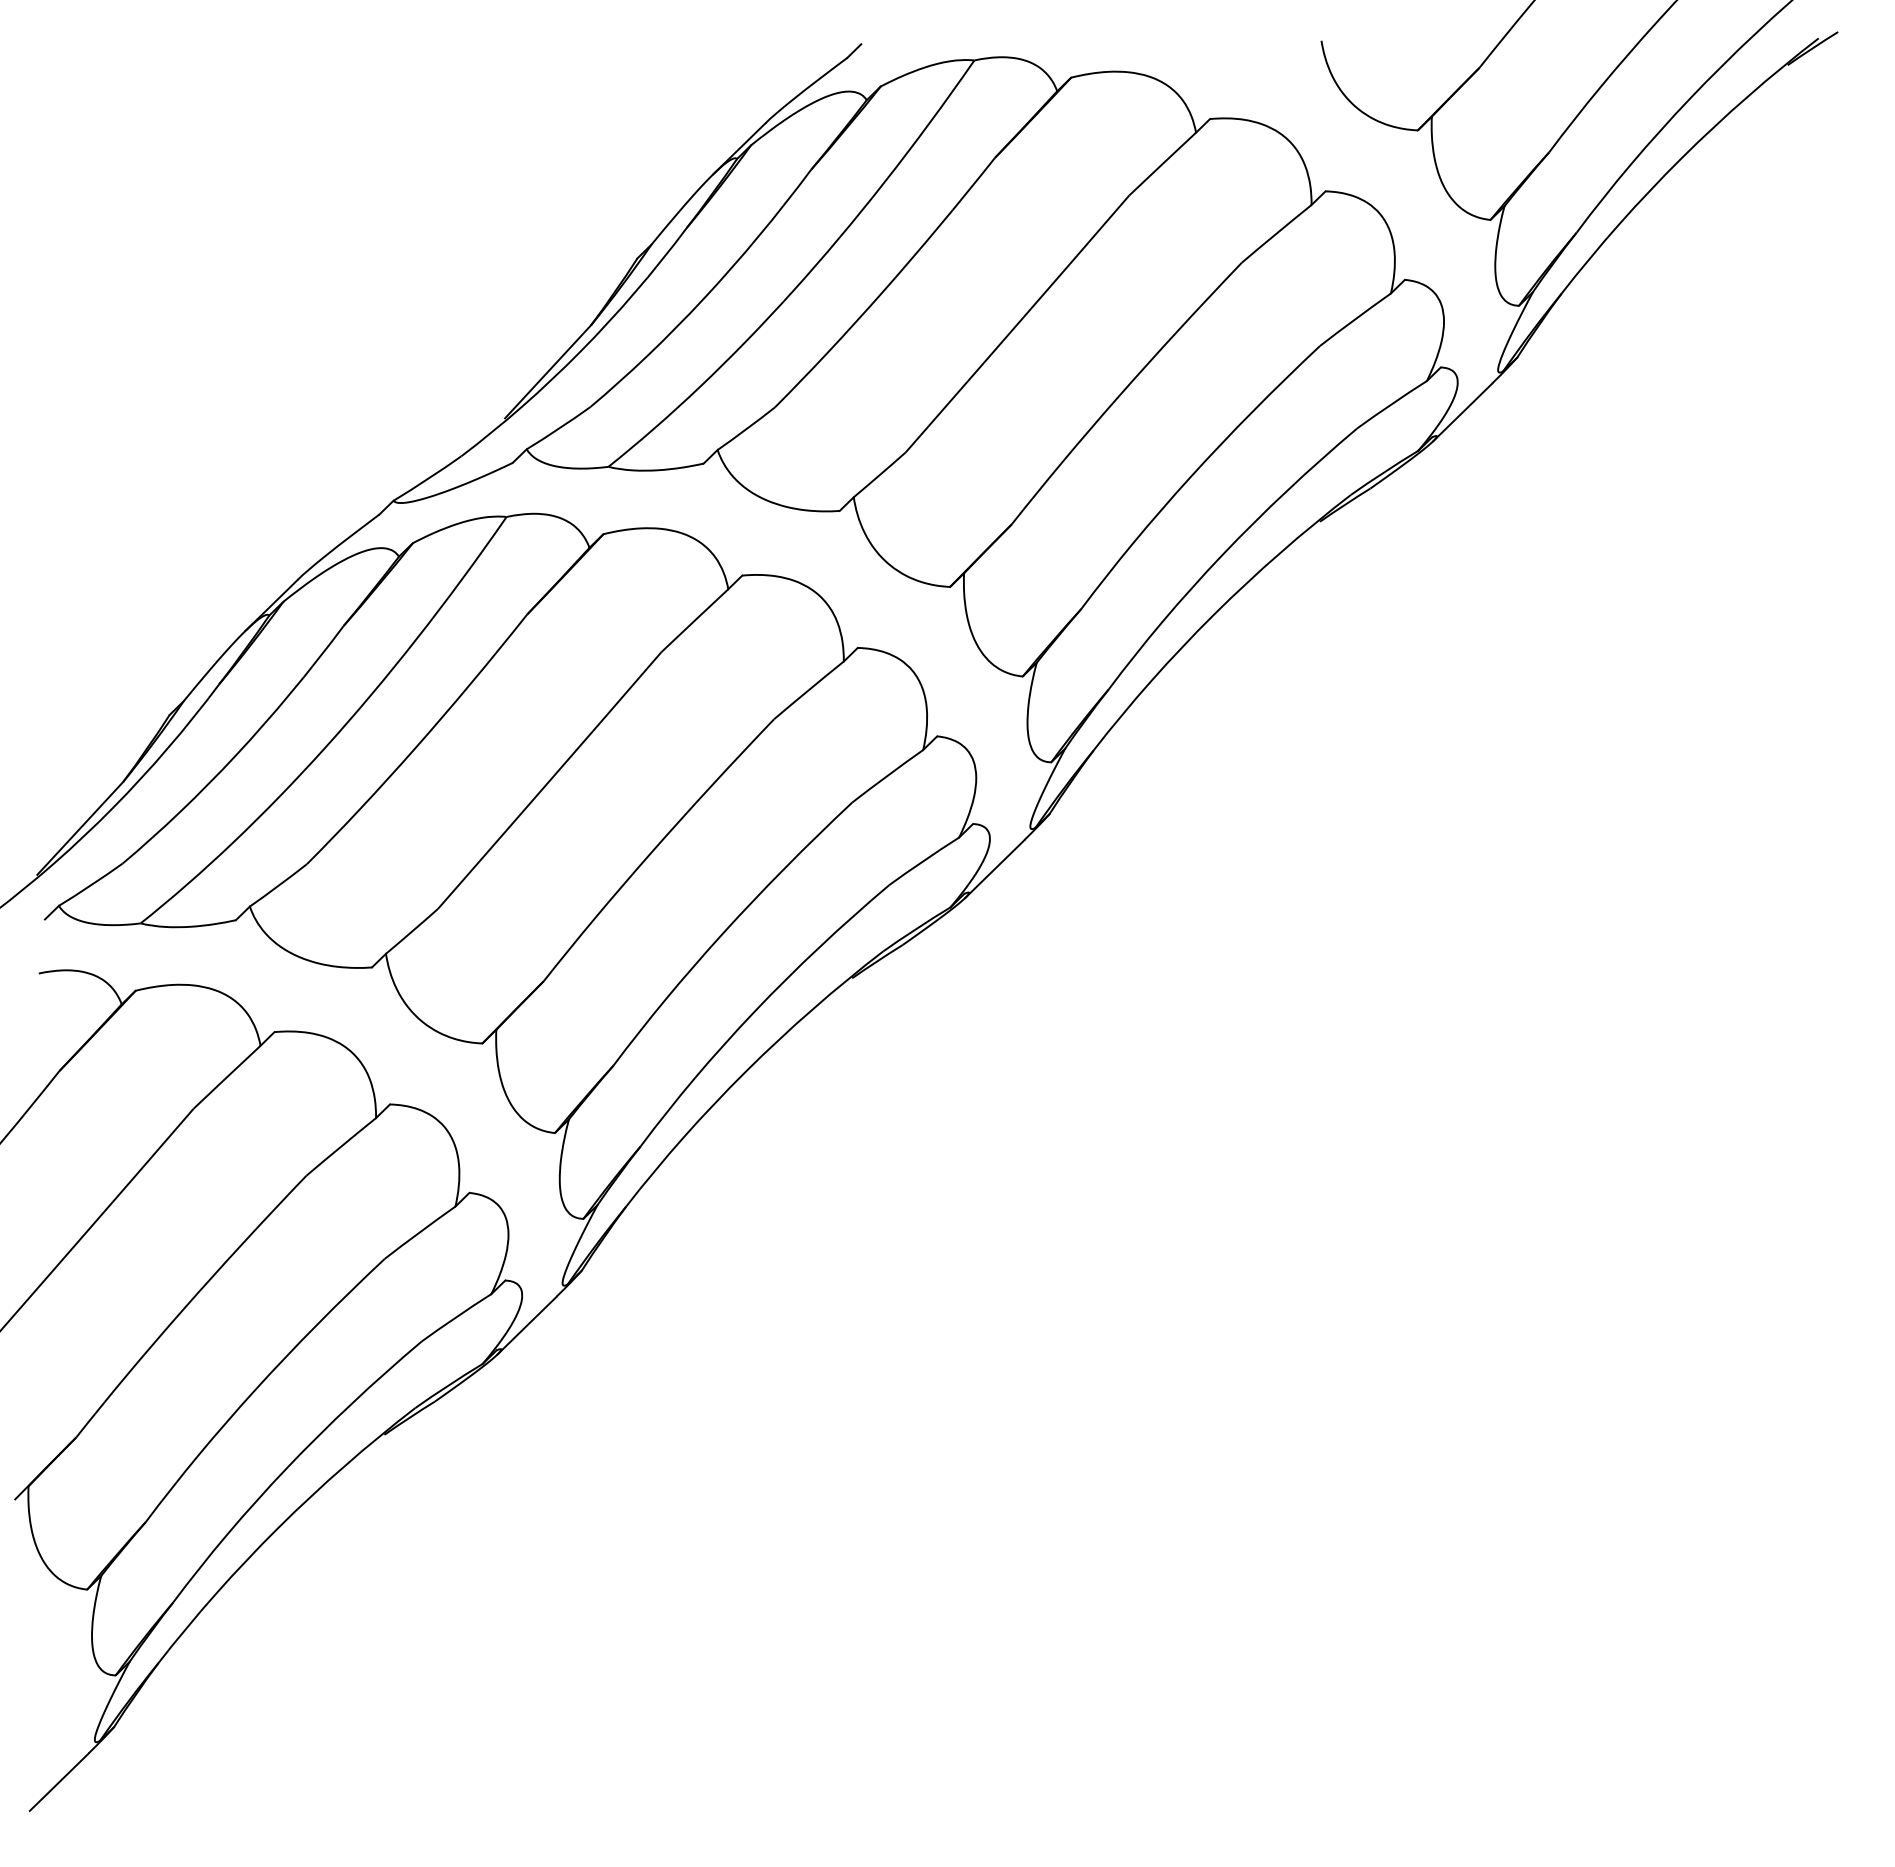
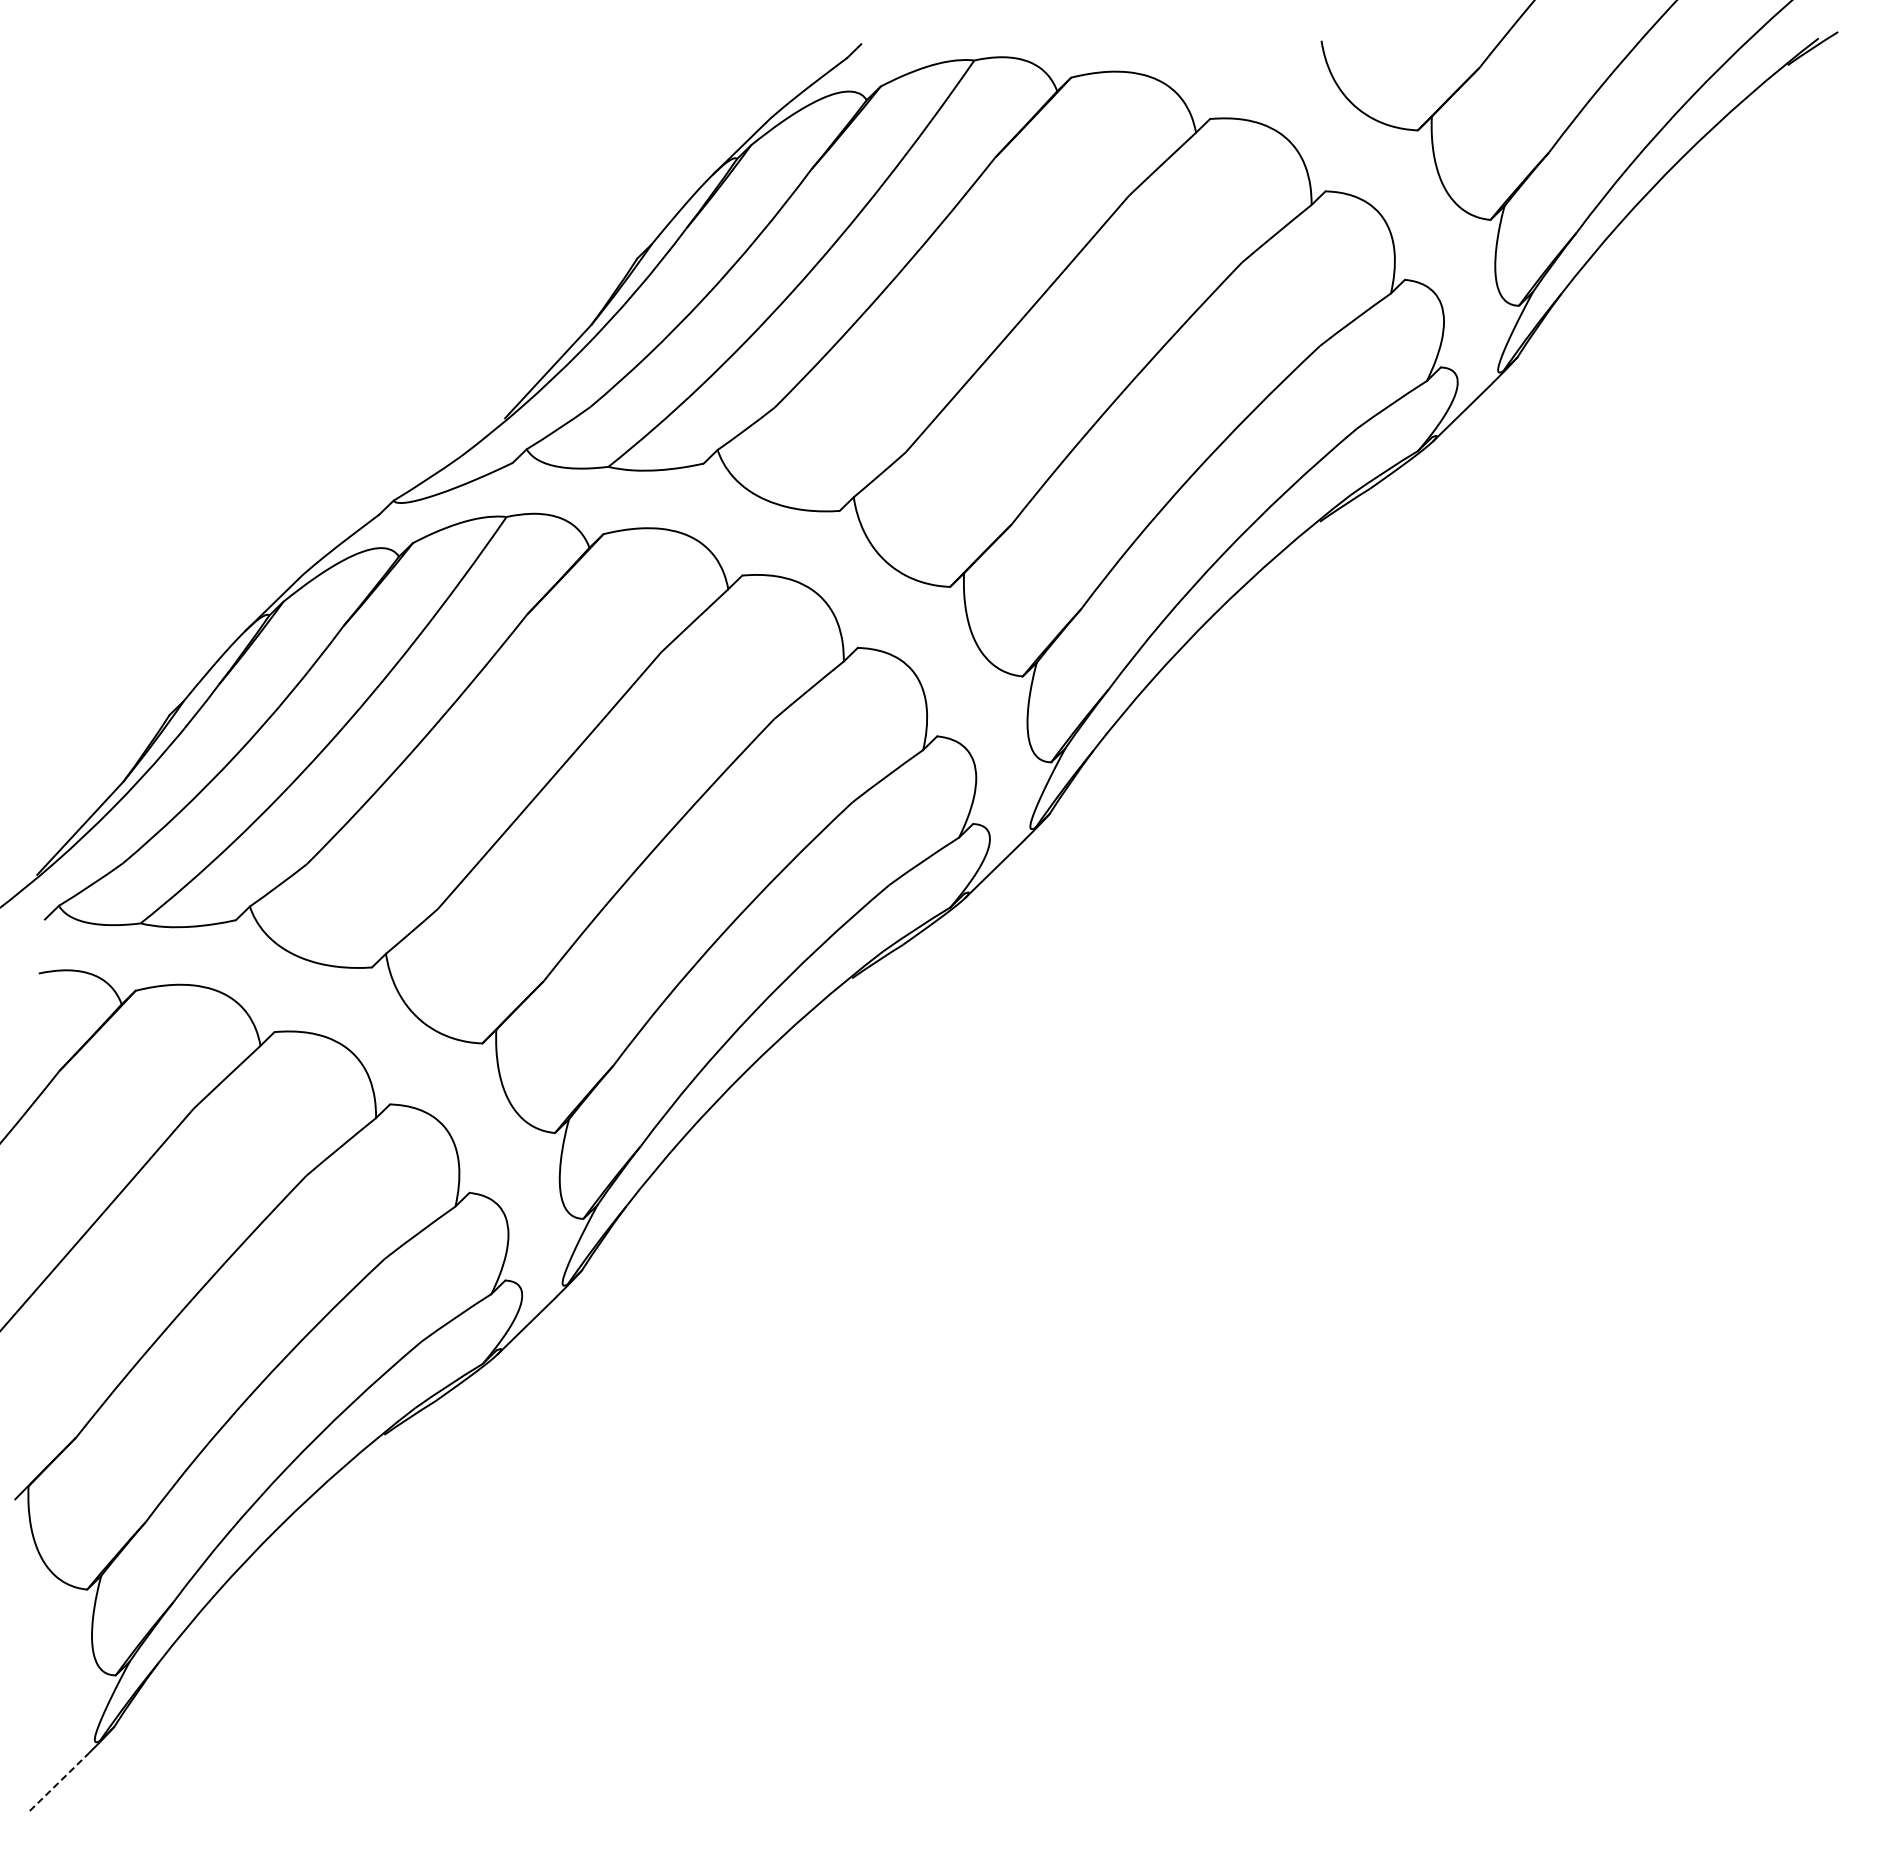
line: solid -> dashed (59, 1781)
